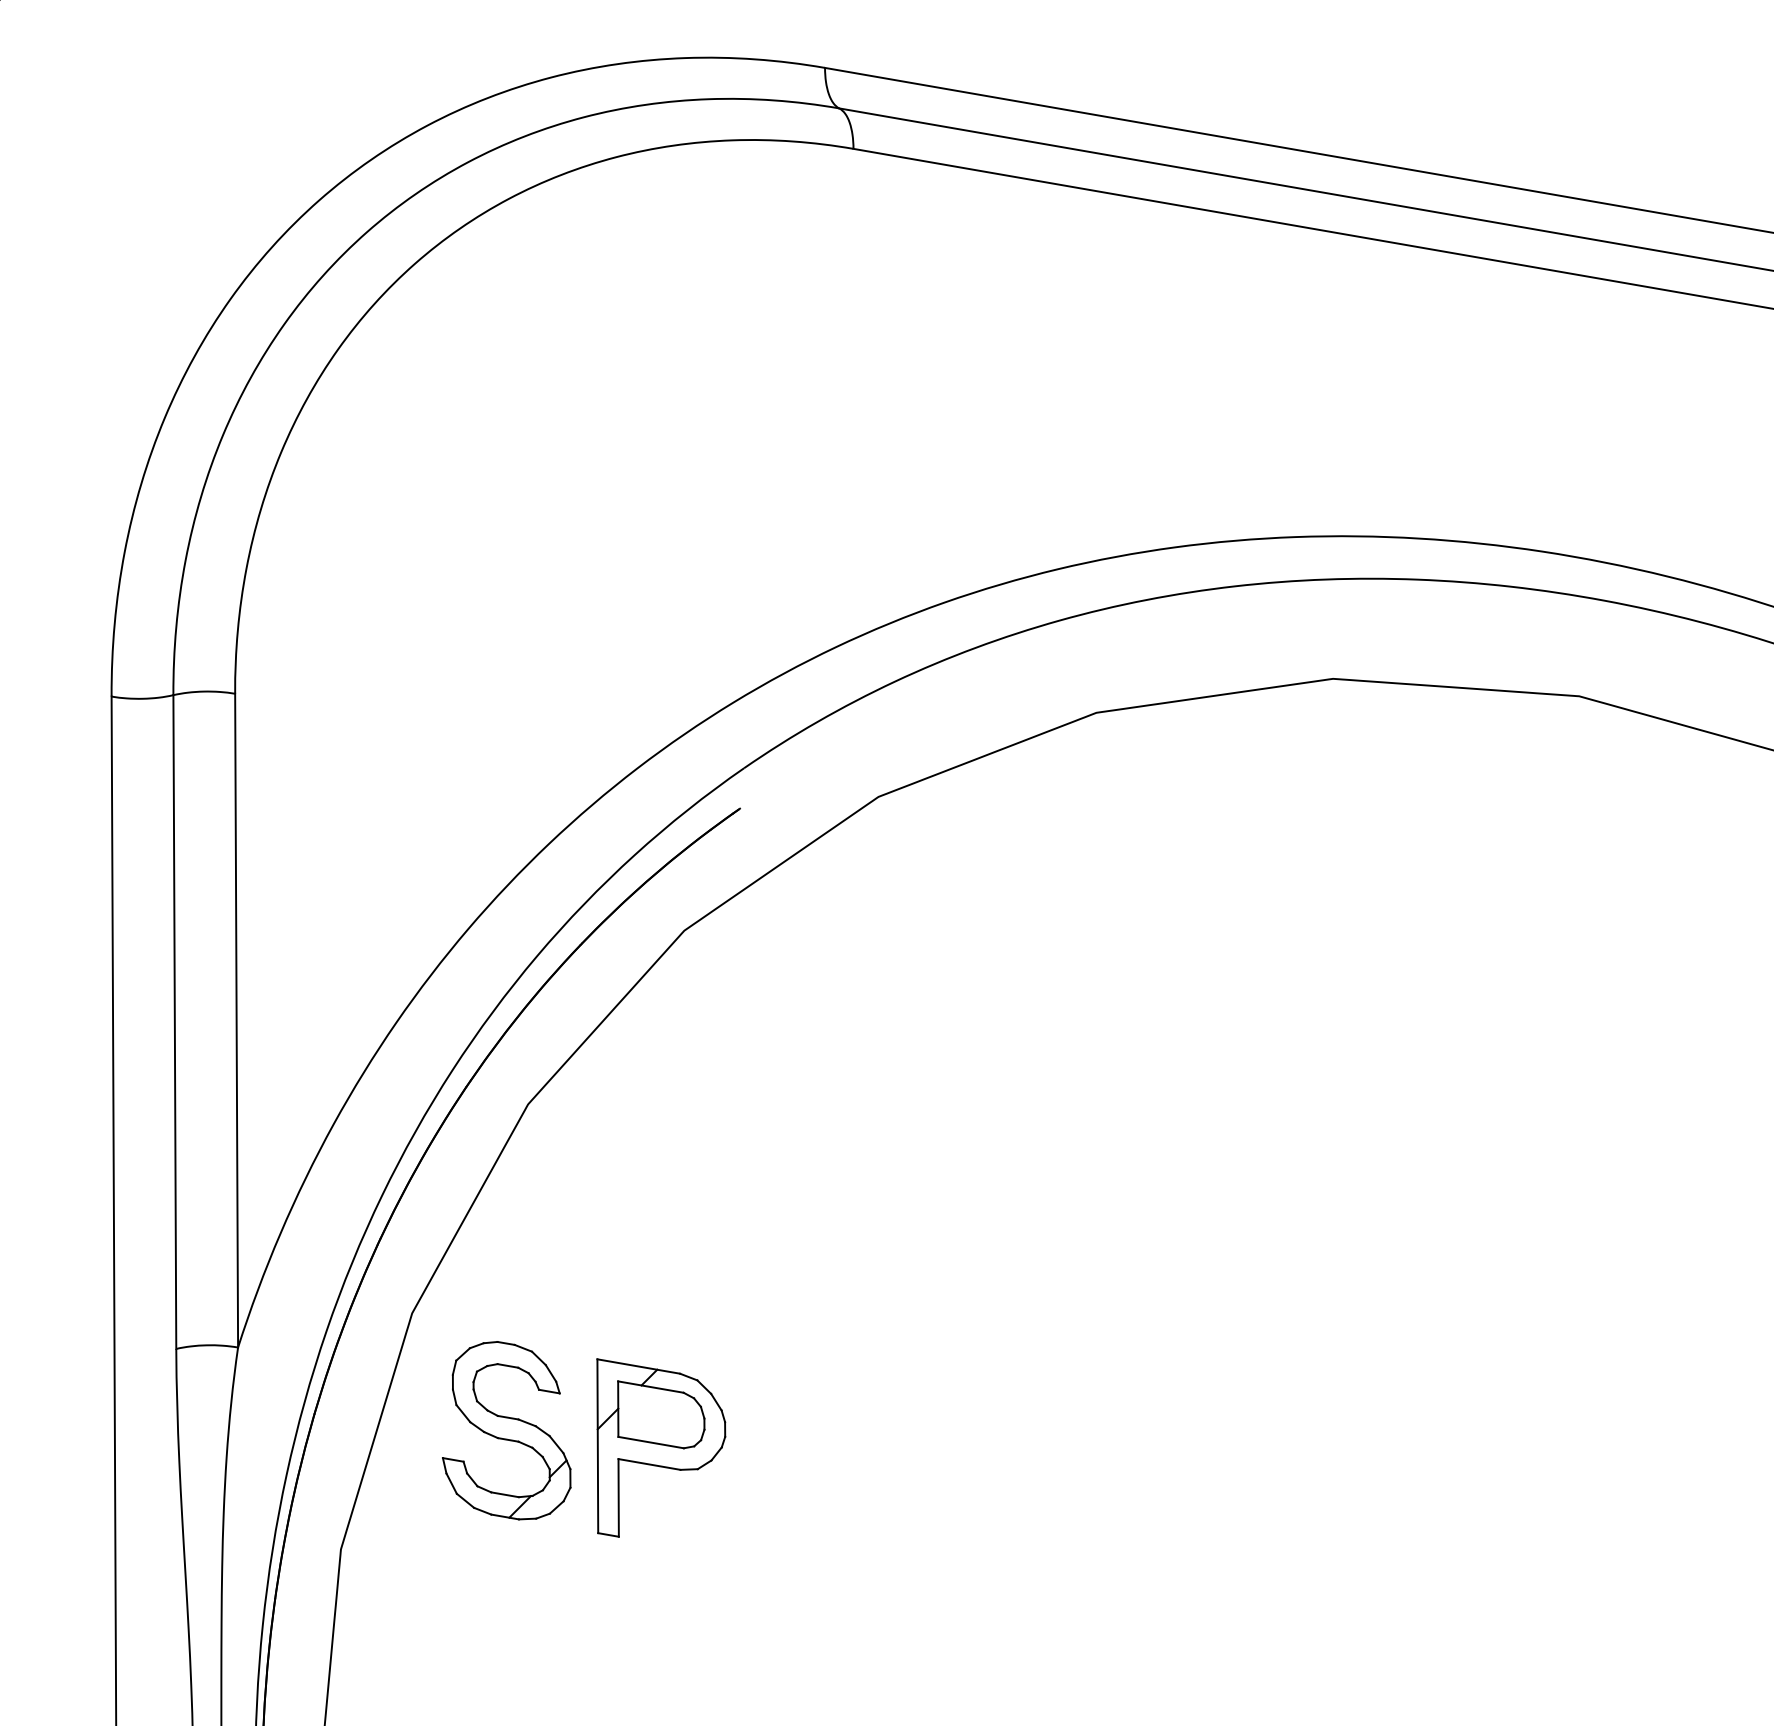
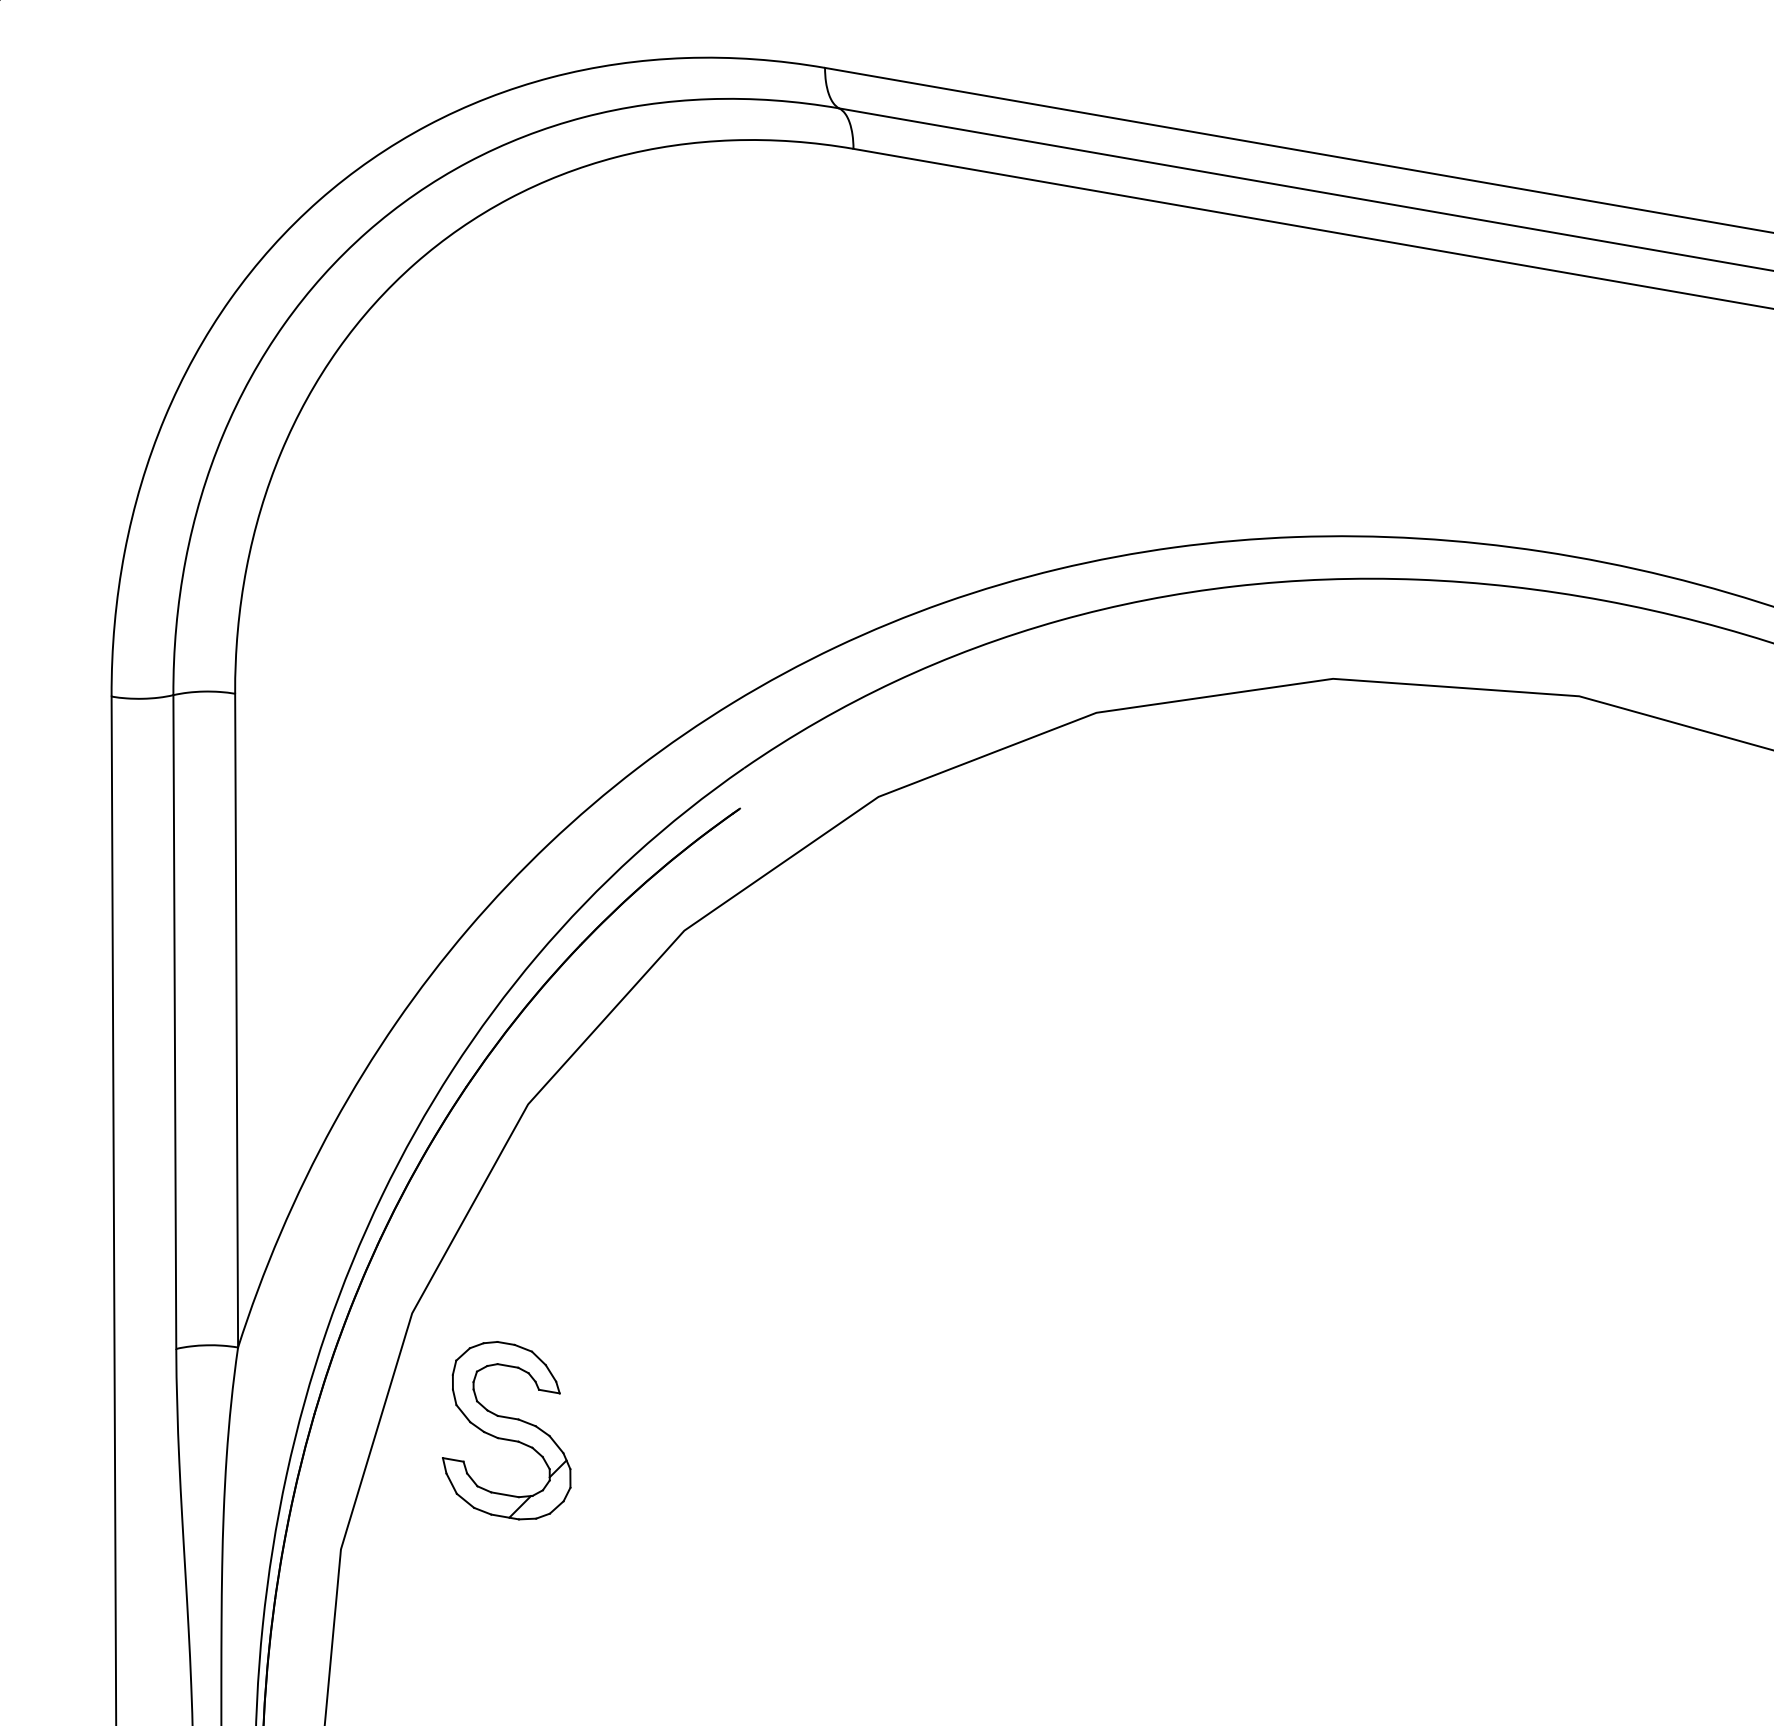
part: present -> none (661, 1447)
